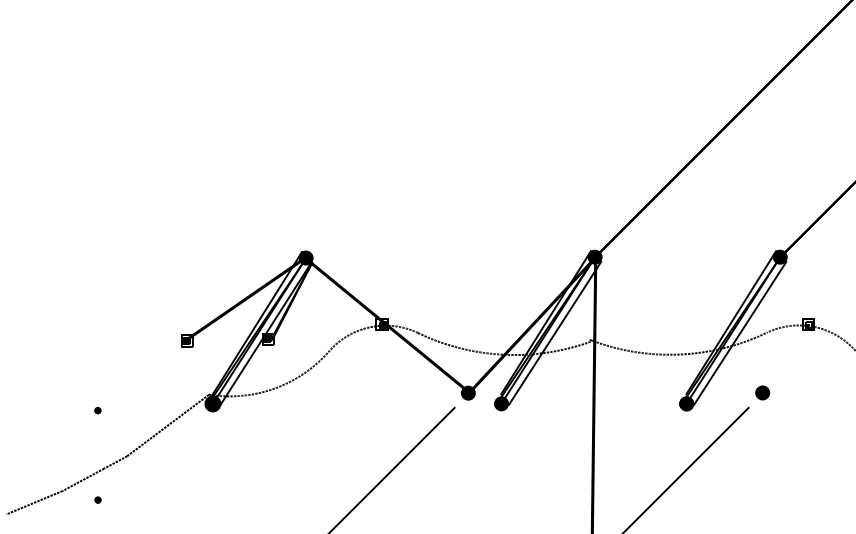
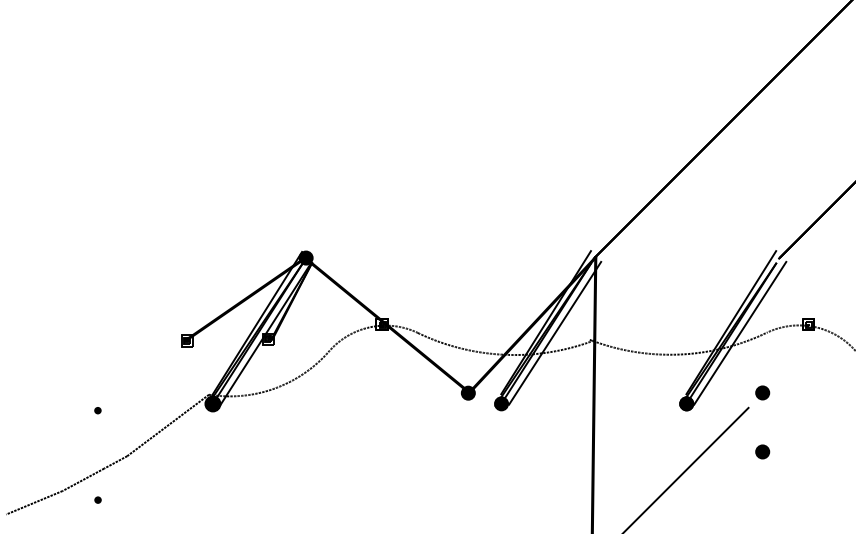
fill: present -> none (594, 256)
fill: present -> none (779, 256)
part: none -> present (762, 451)
line: present -> none (392, 468)
